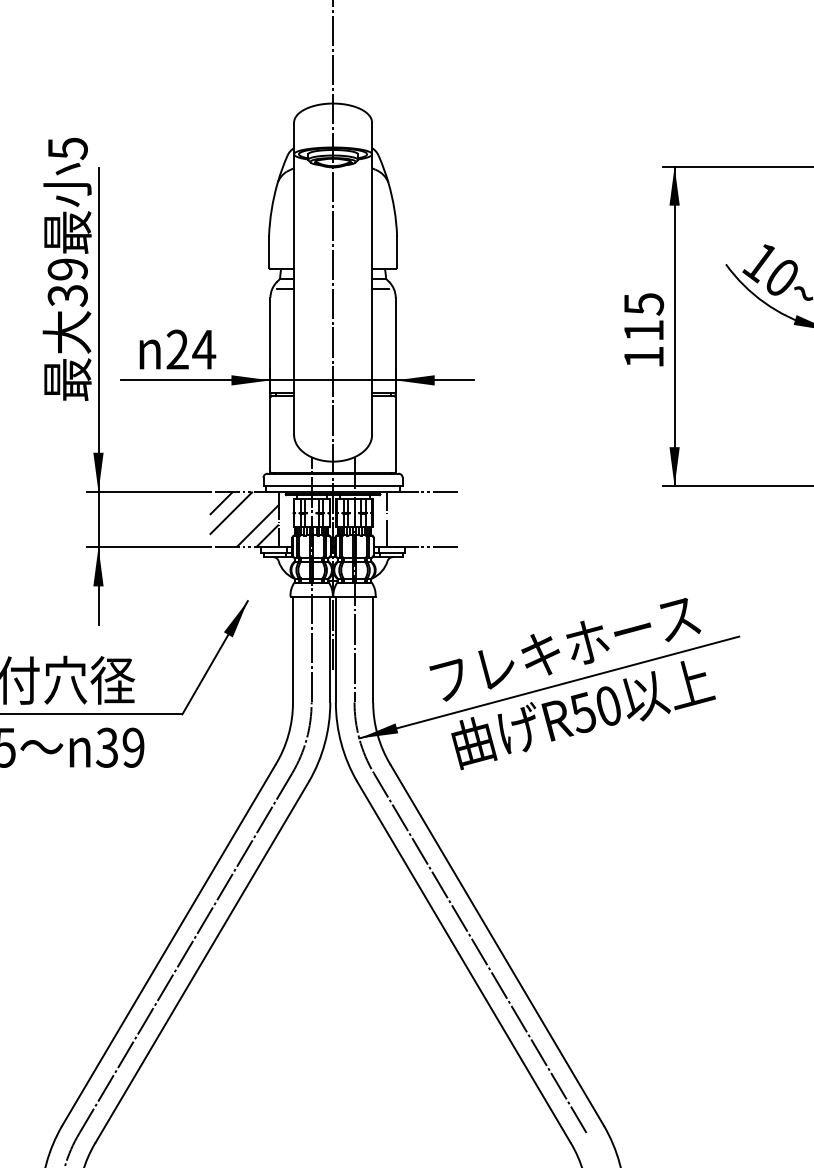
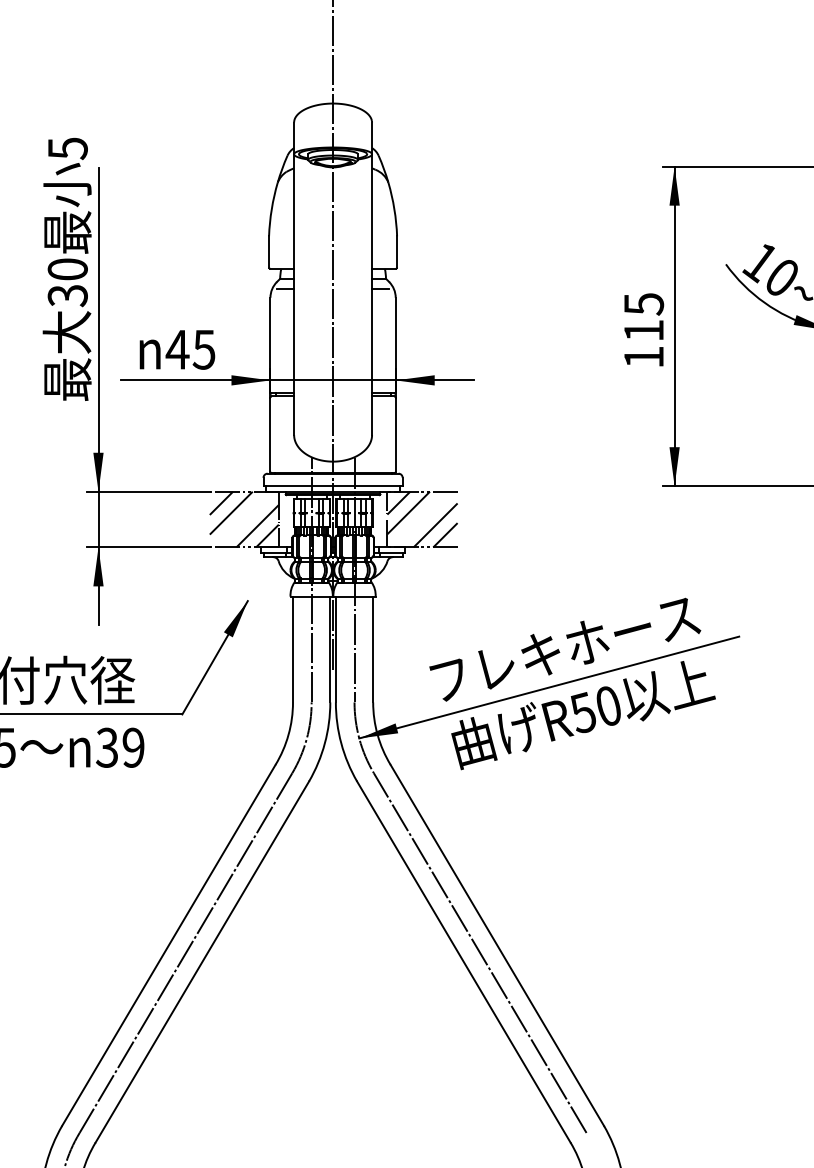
text: 39 -> 30 (67, 269)
text: 24 -> 45 (190, 349)
hatch: none -> present (422, 519)
